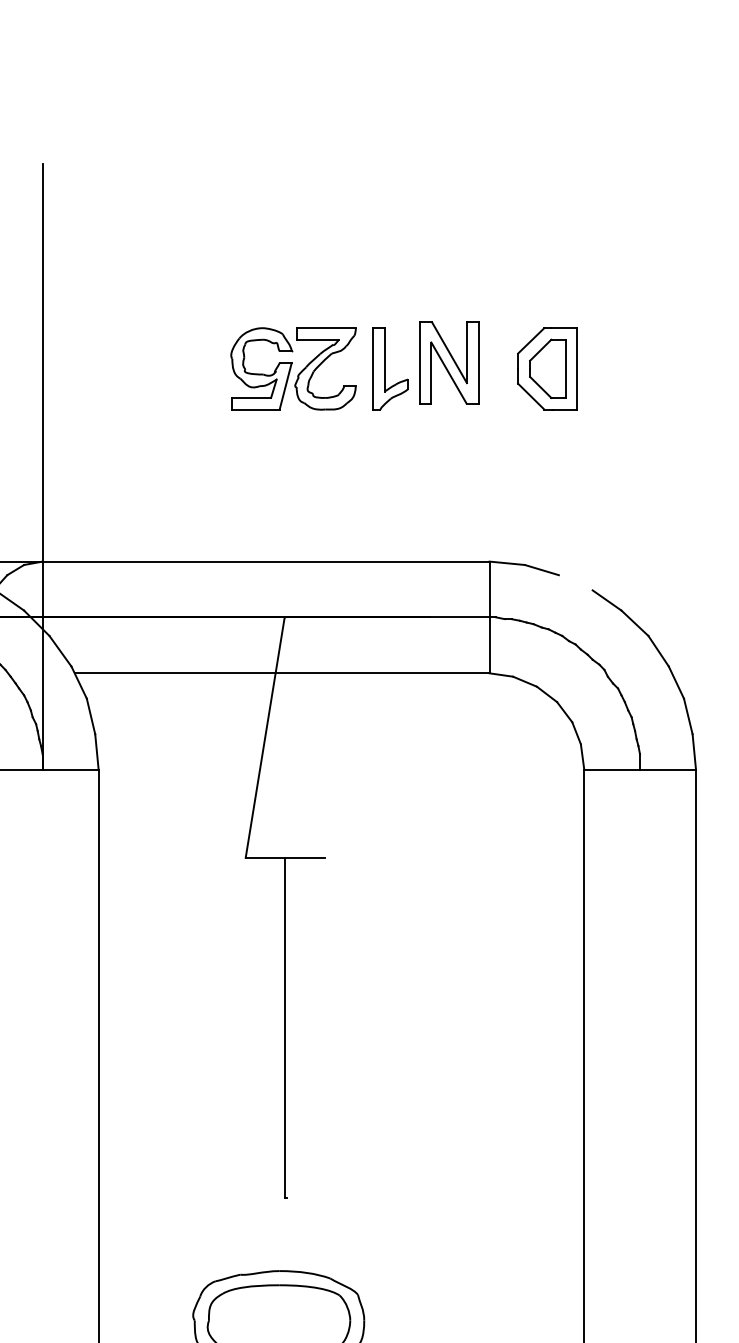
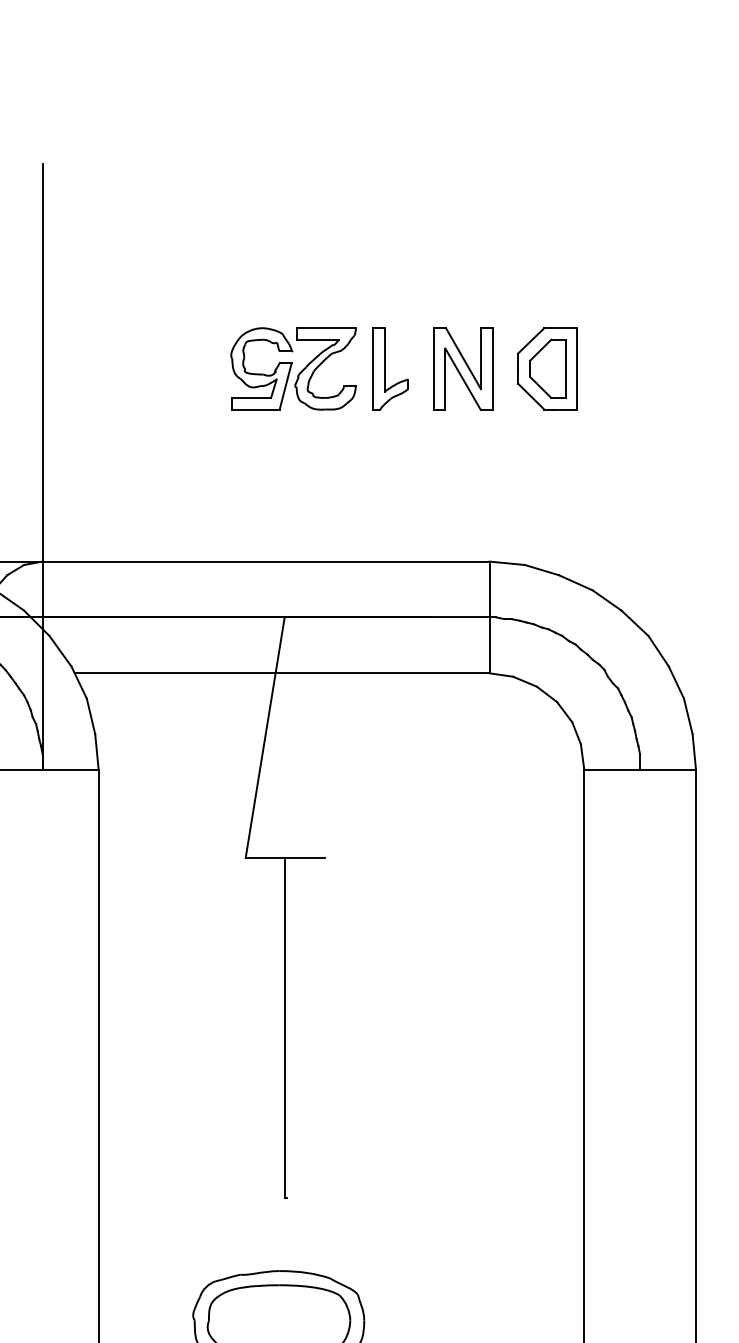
part position: (449, 362) -> (463, 368) (463, 368)
line: none -> present (575, 582)
